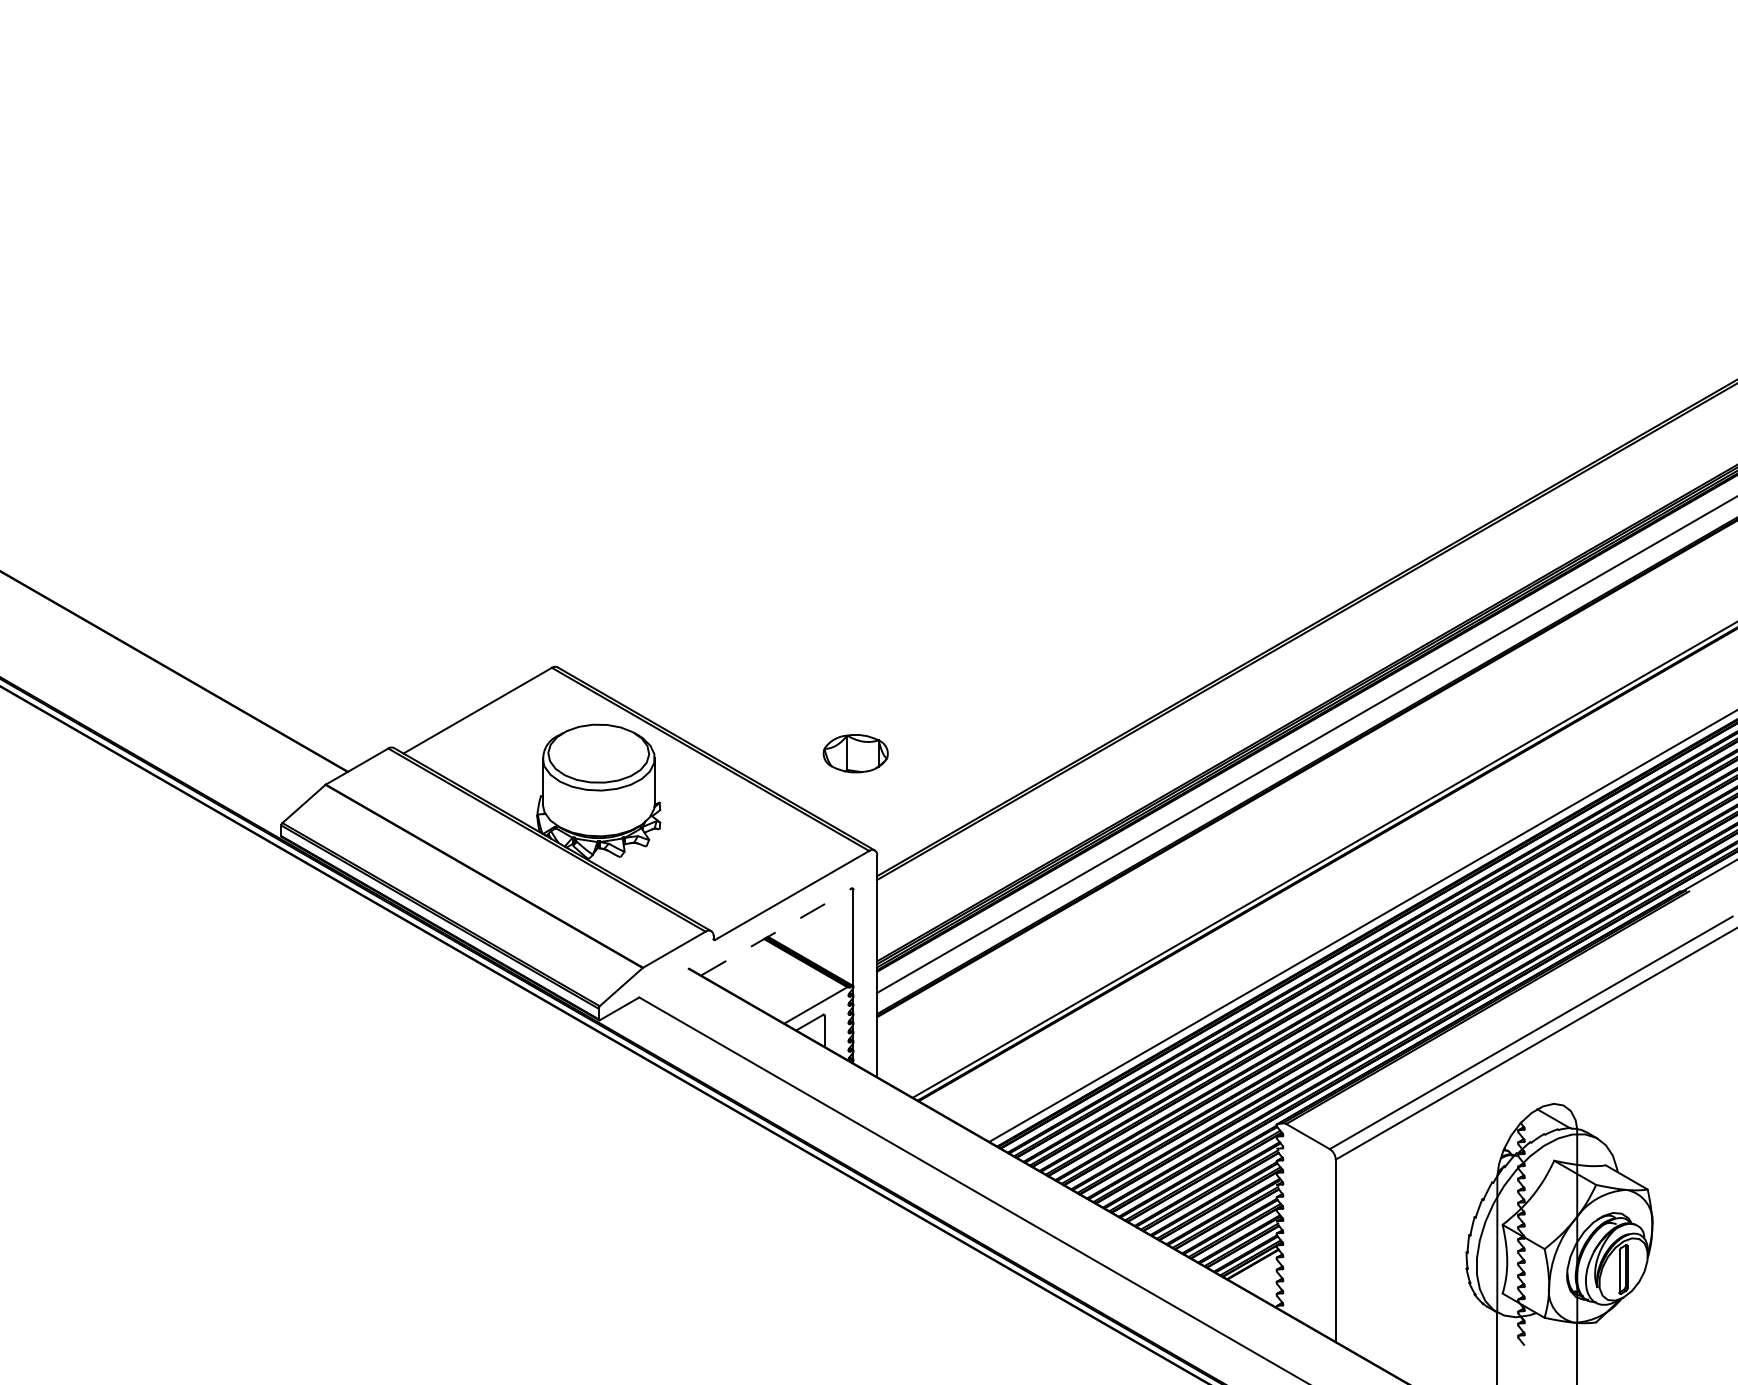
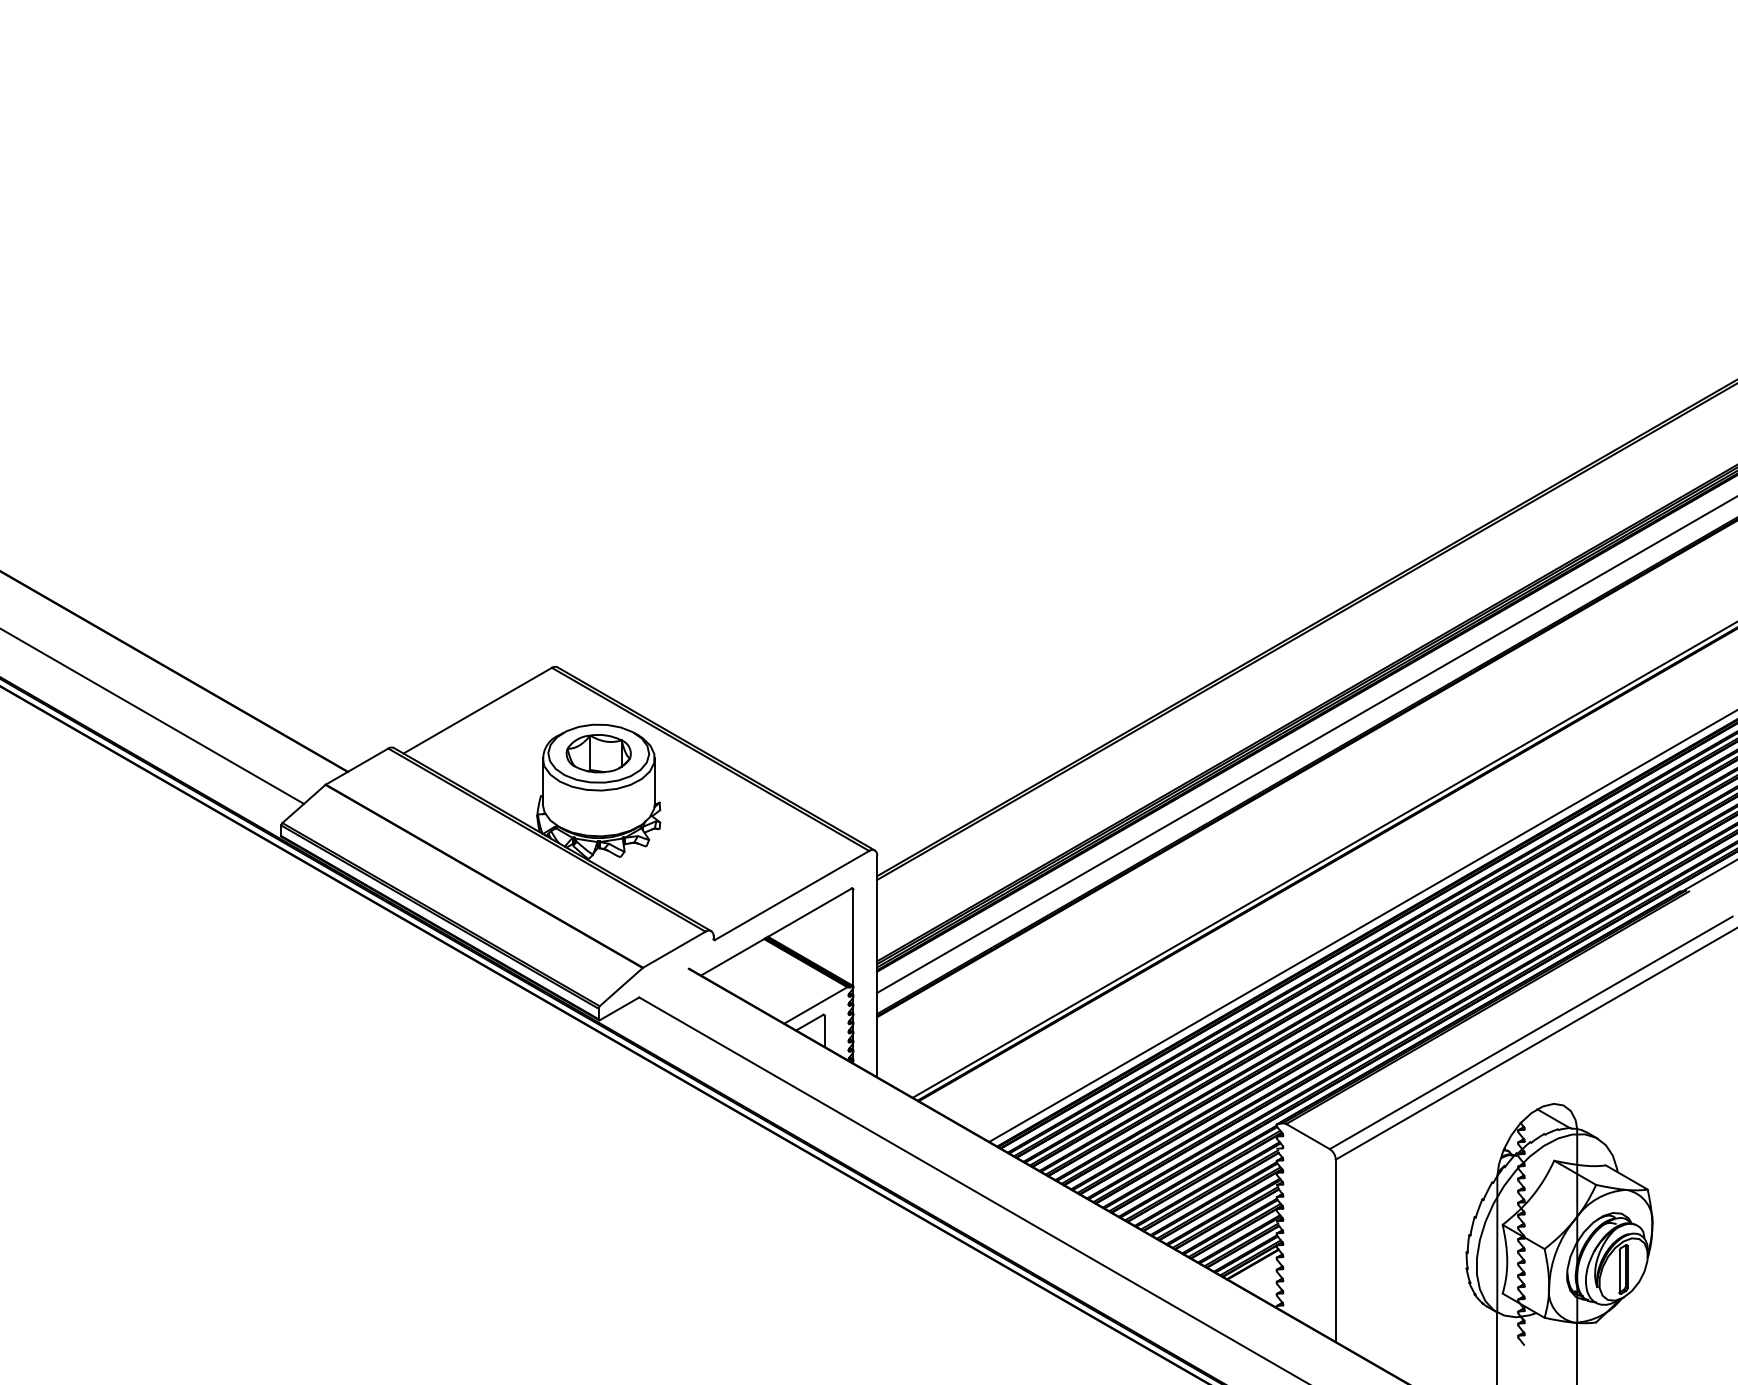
line: none -> present (153, 716)
part position: (855, 753) -> (598, 753) (598, 753)
line: dashed -> solid (776, 931)
